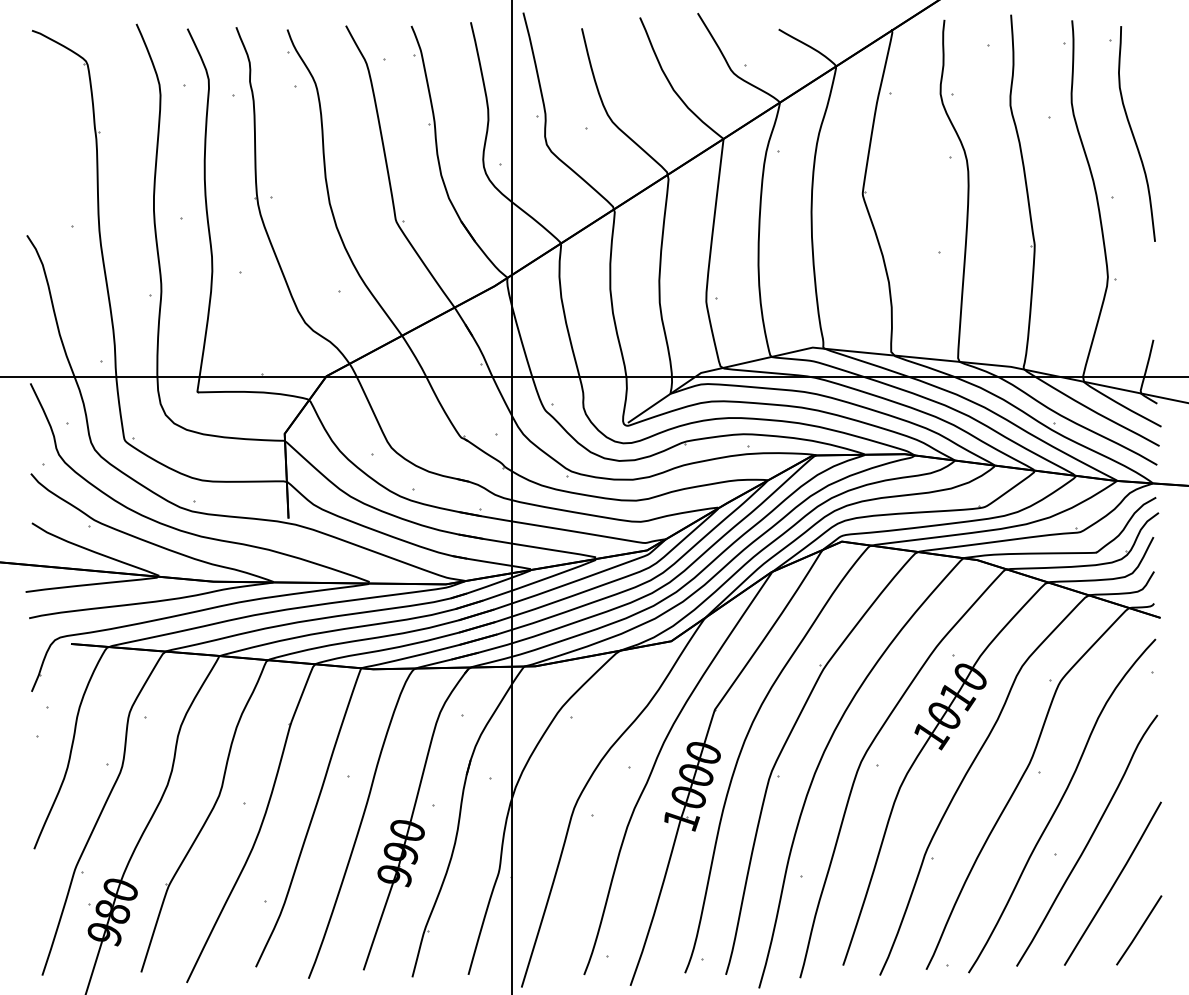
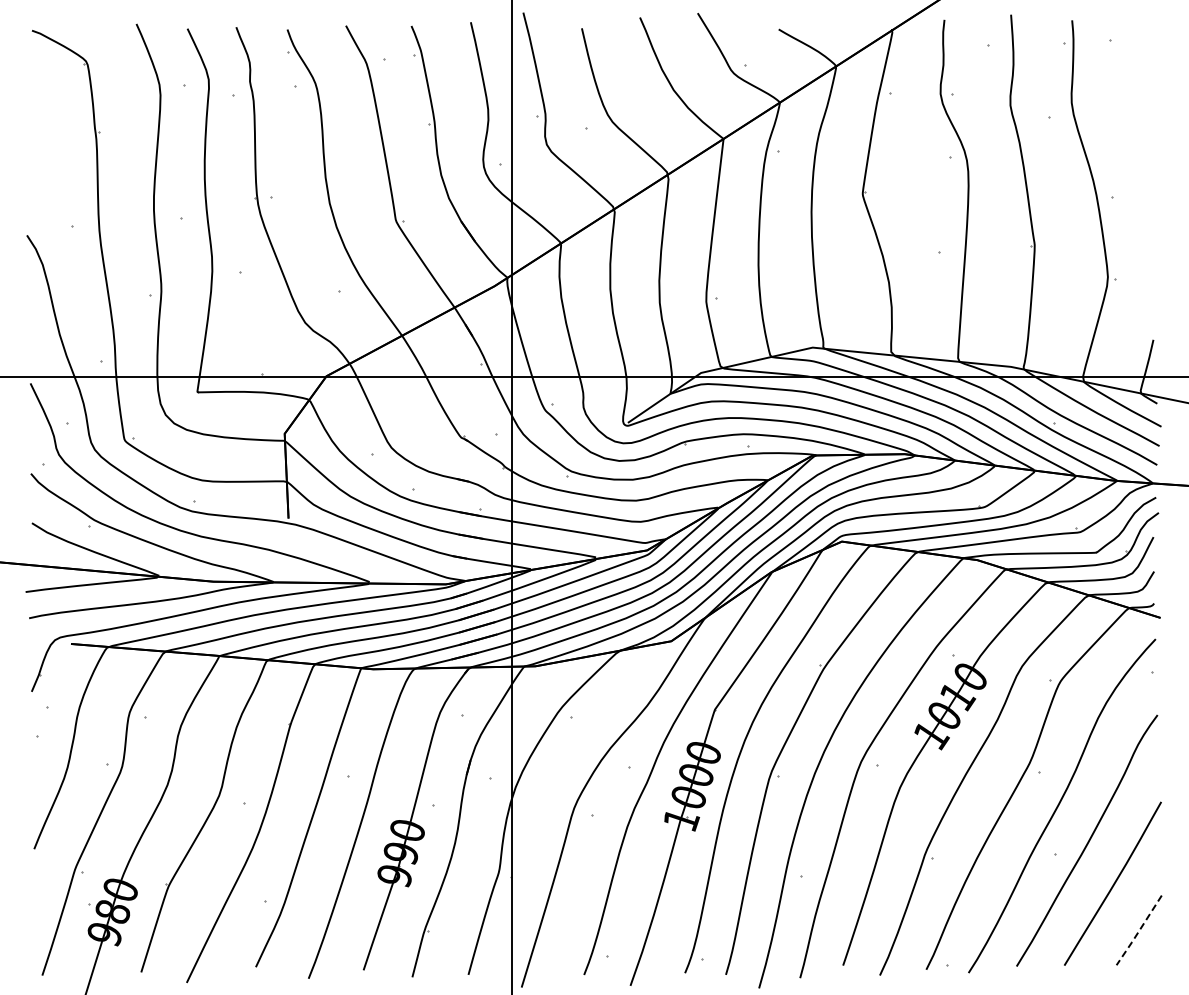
curve: present -> none (1134, 135)
line: solid -> dashed (1138, 931)
